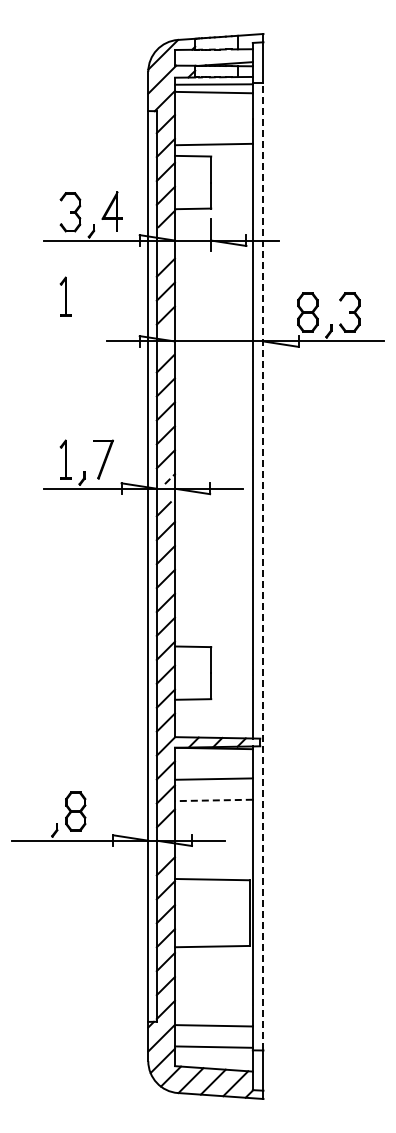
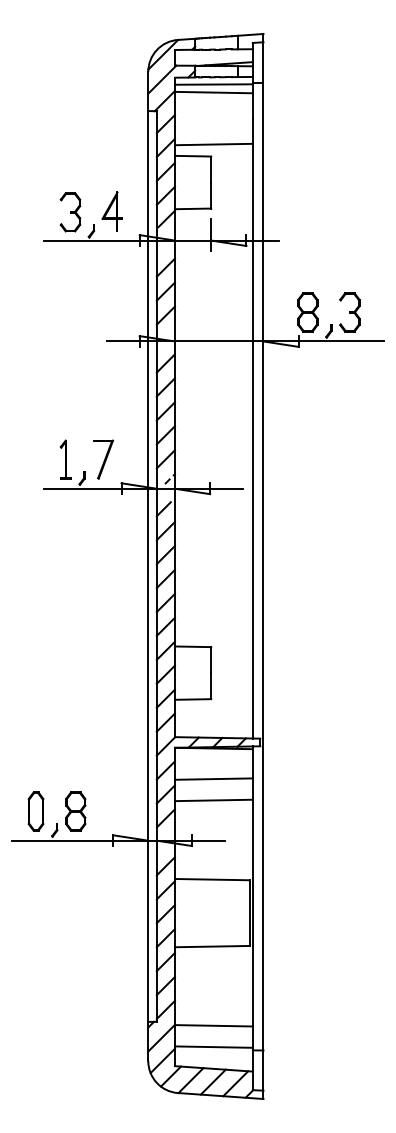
part: present -> none (65, 296)
line: dashed -> solid (263, 566)
line: dashed -> solid (213, 800)
part: none -> present (35, 811)
